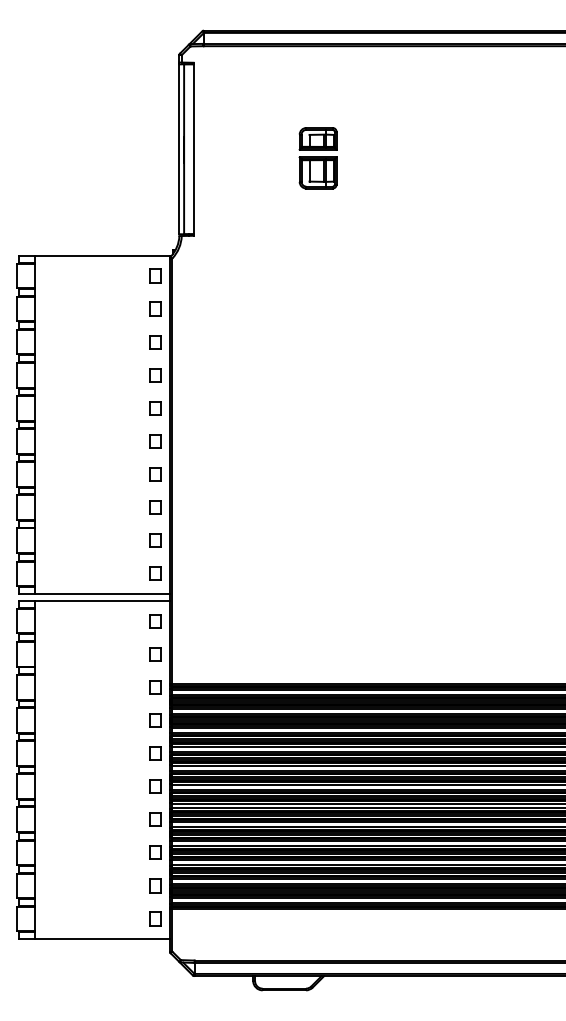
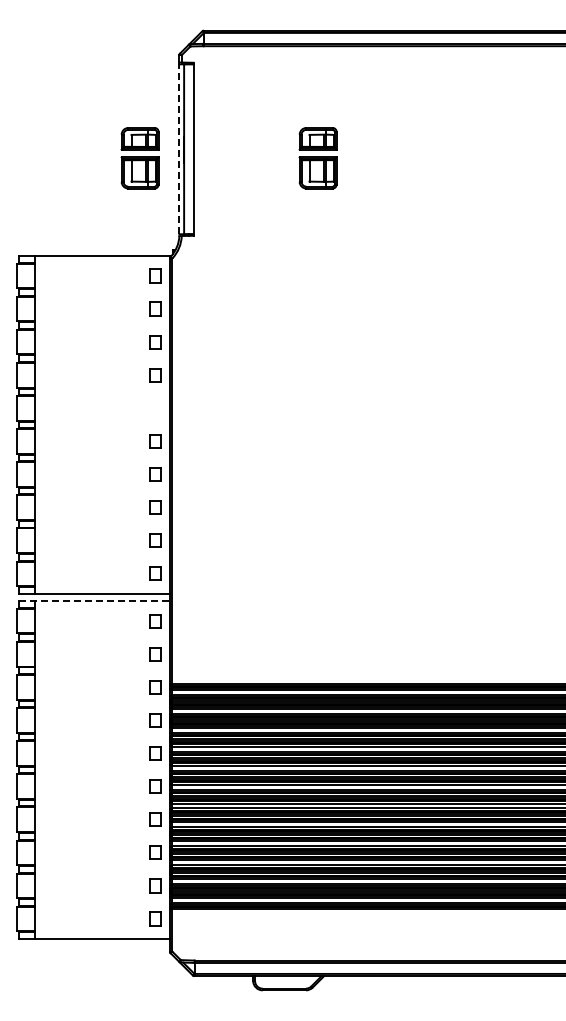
line: solid -> dashed (179, 149)
part: none -> present (139, 158)
part: present -> none (155, 408)
line: solid -> dashed (94, 601)
